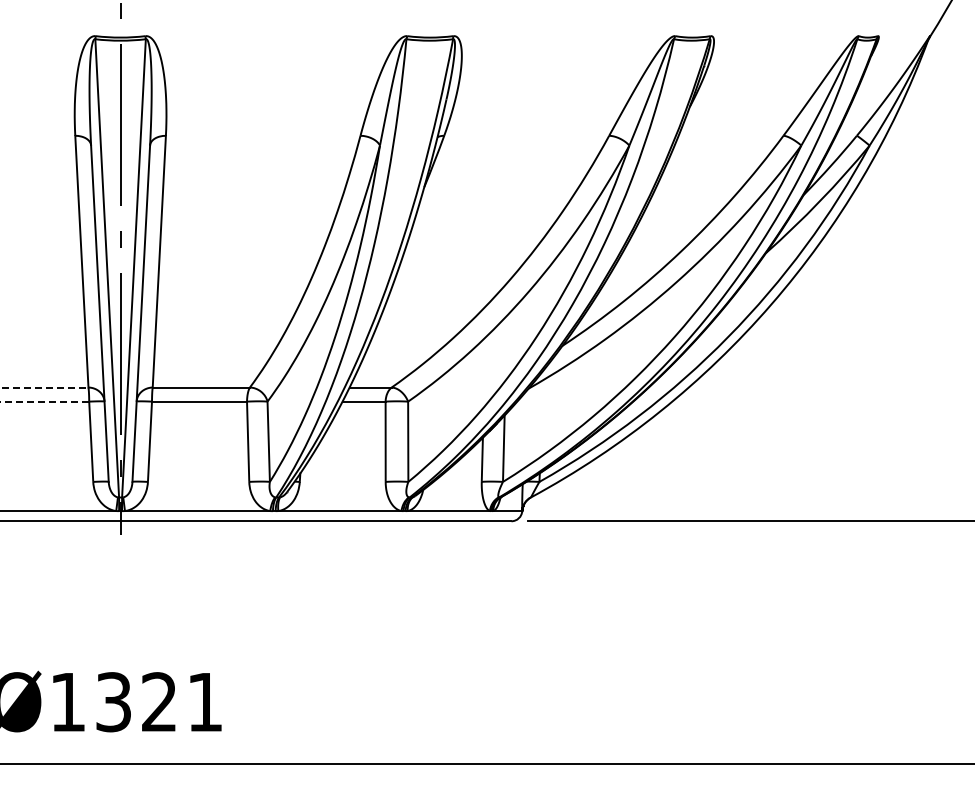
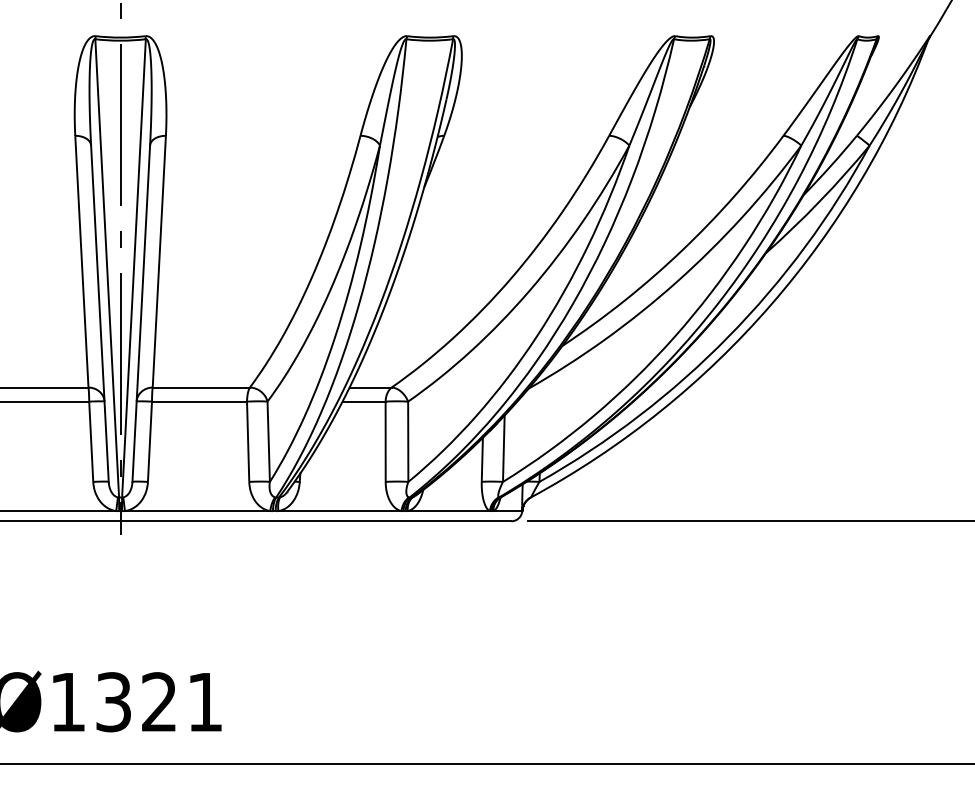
line: dashed -> solid (44, 387)
line: dashed -> solid (44, 401)
